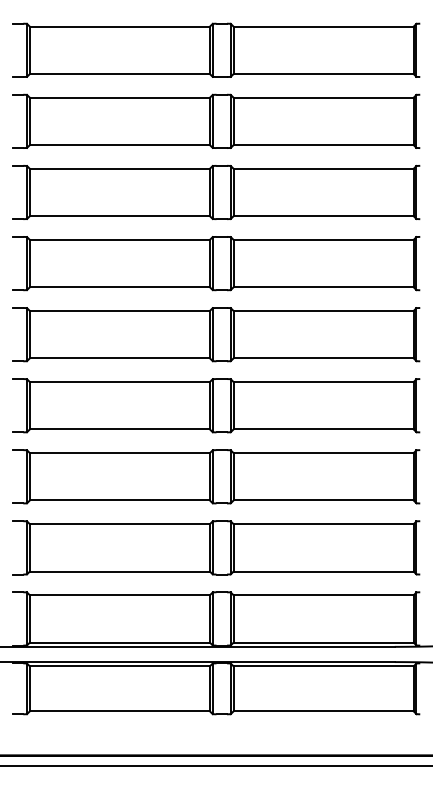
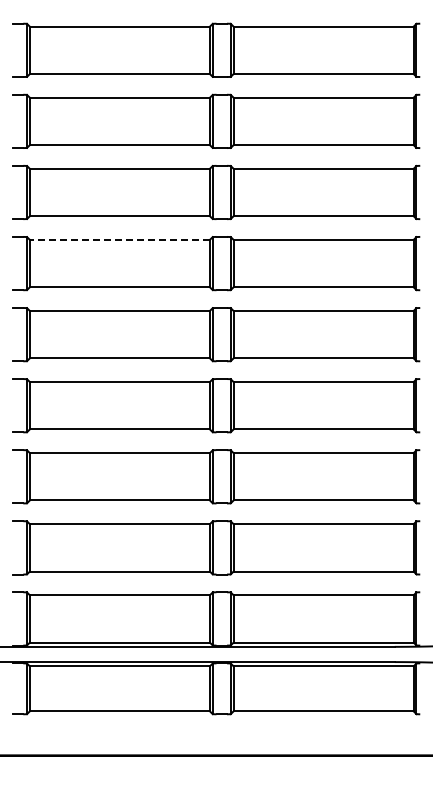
line: solid -> dashed (119, 239)
line: present -> none (215, 766)
